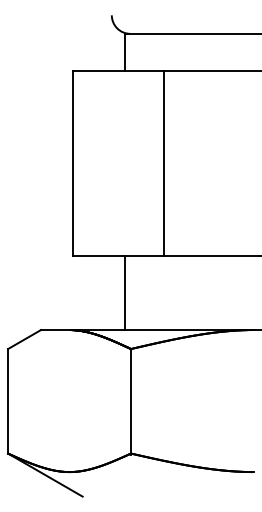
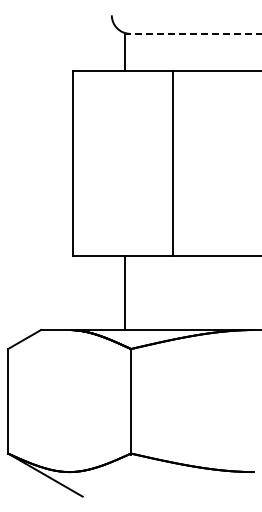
line: solid -> dashed (192, 33)
line position: (163, 162) -> (172, 162) (172, 162)
